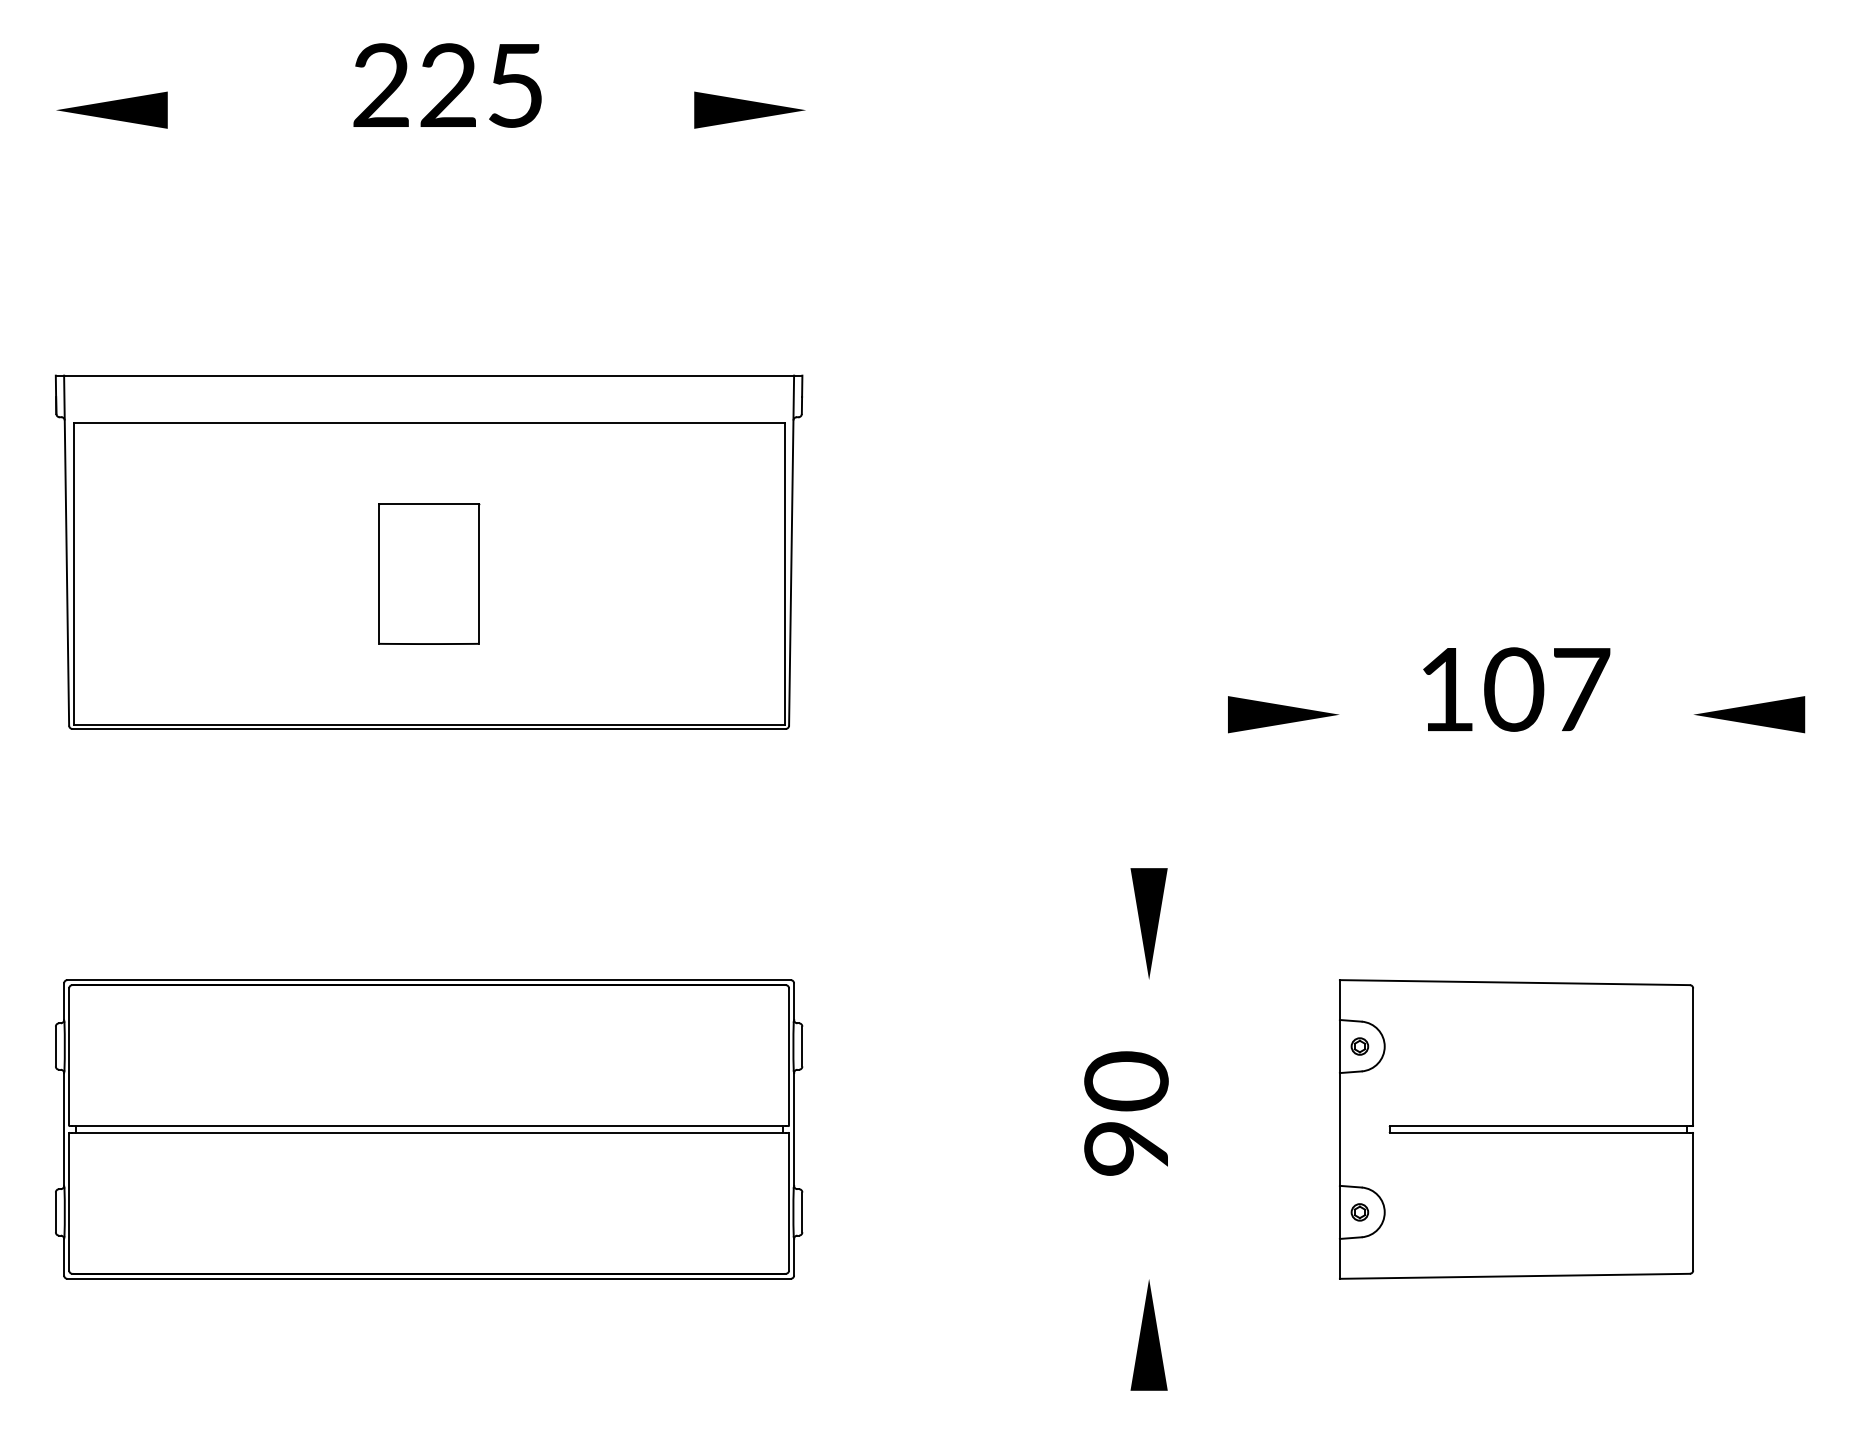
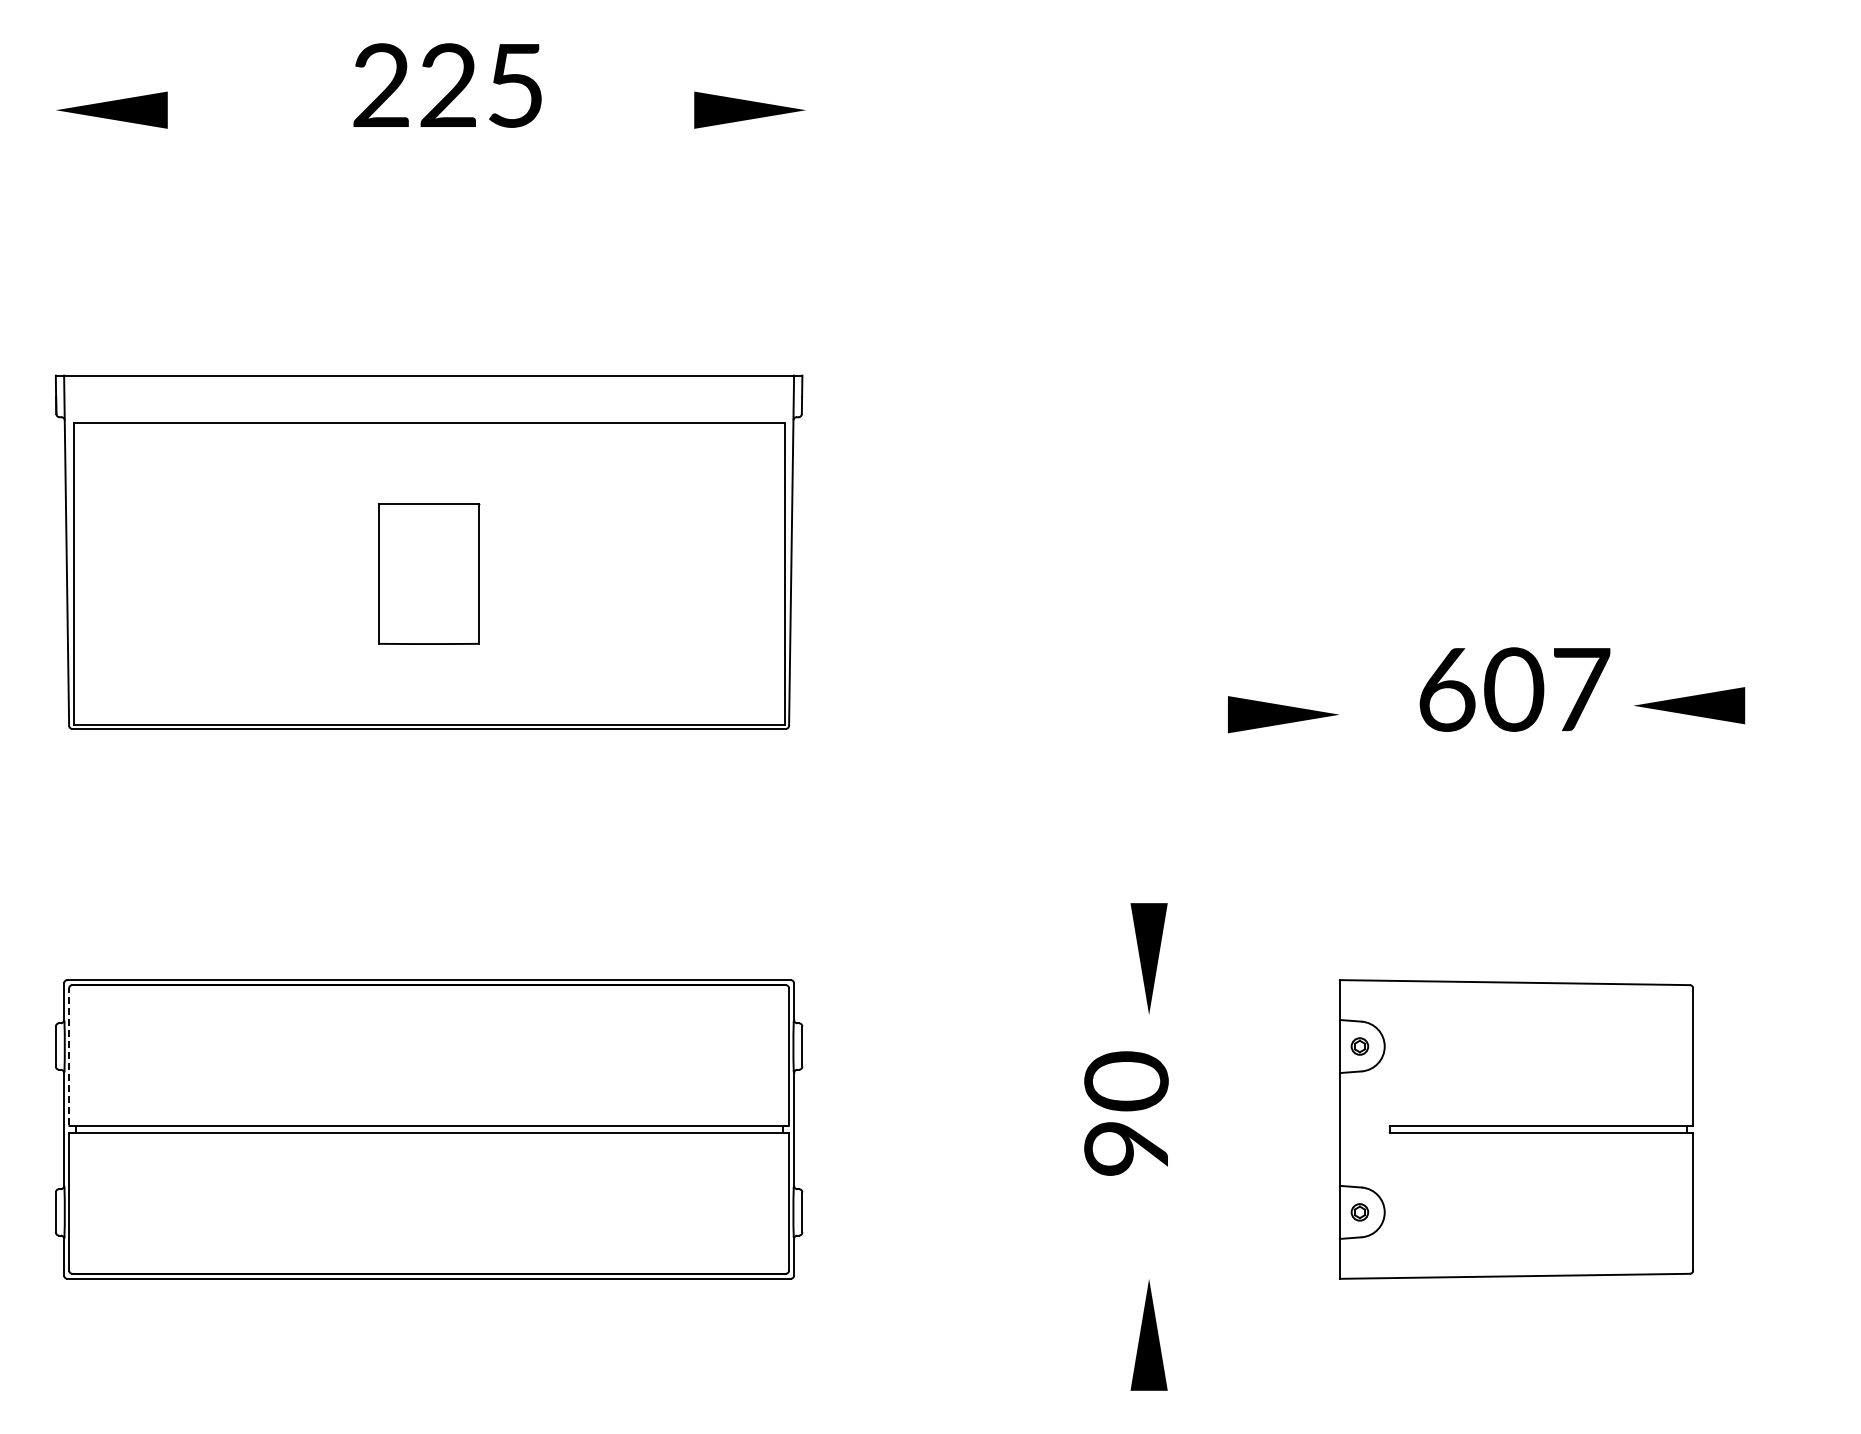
text: 107 -> 607 (1447, 689)
part position: (1749, 714) -> (1689, 705) (1689, 705)
part position: (1148, 923) -> (1148, 958) (1148, 958)
line: solid -> dashed (69, 1056)
